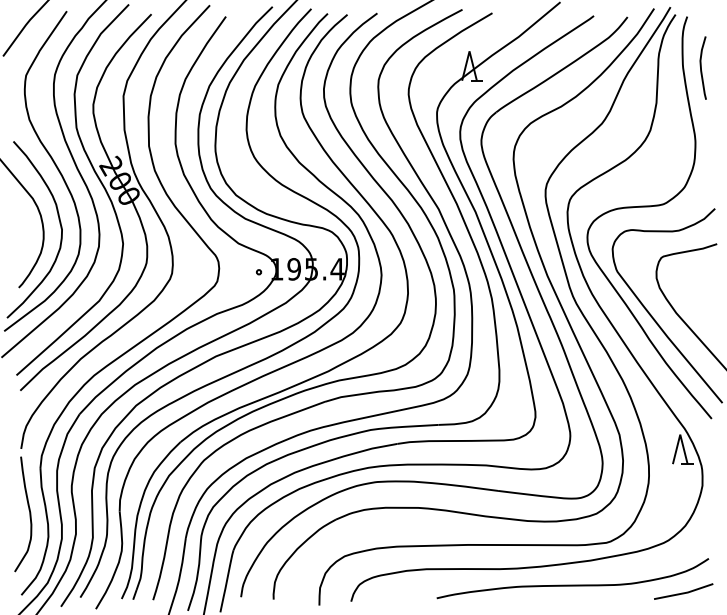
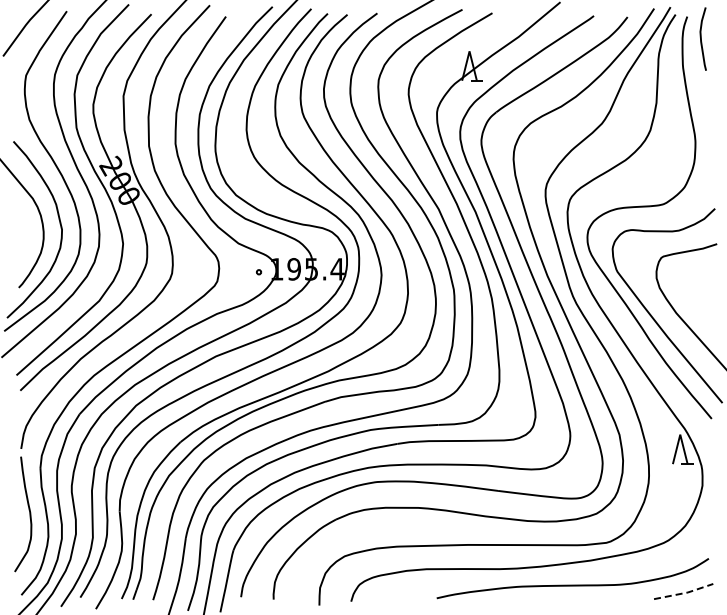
curve position: (701, 67) -> (701, 38) (701, 38)
line: solid -> dashed (685, 593)
